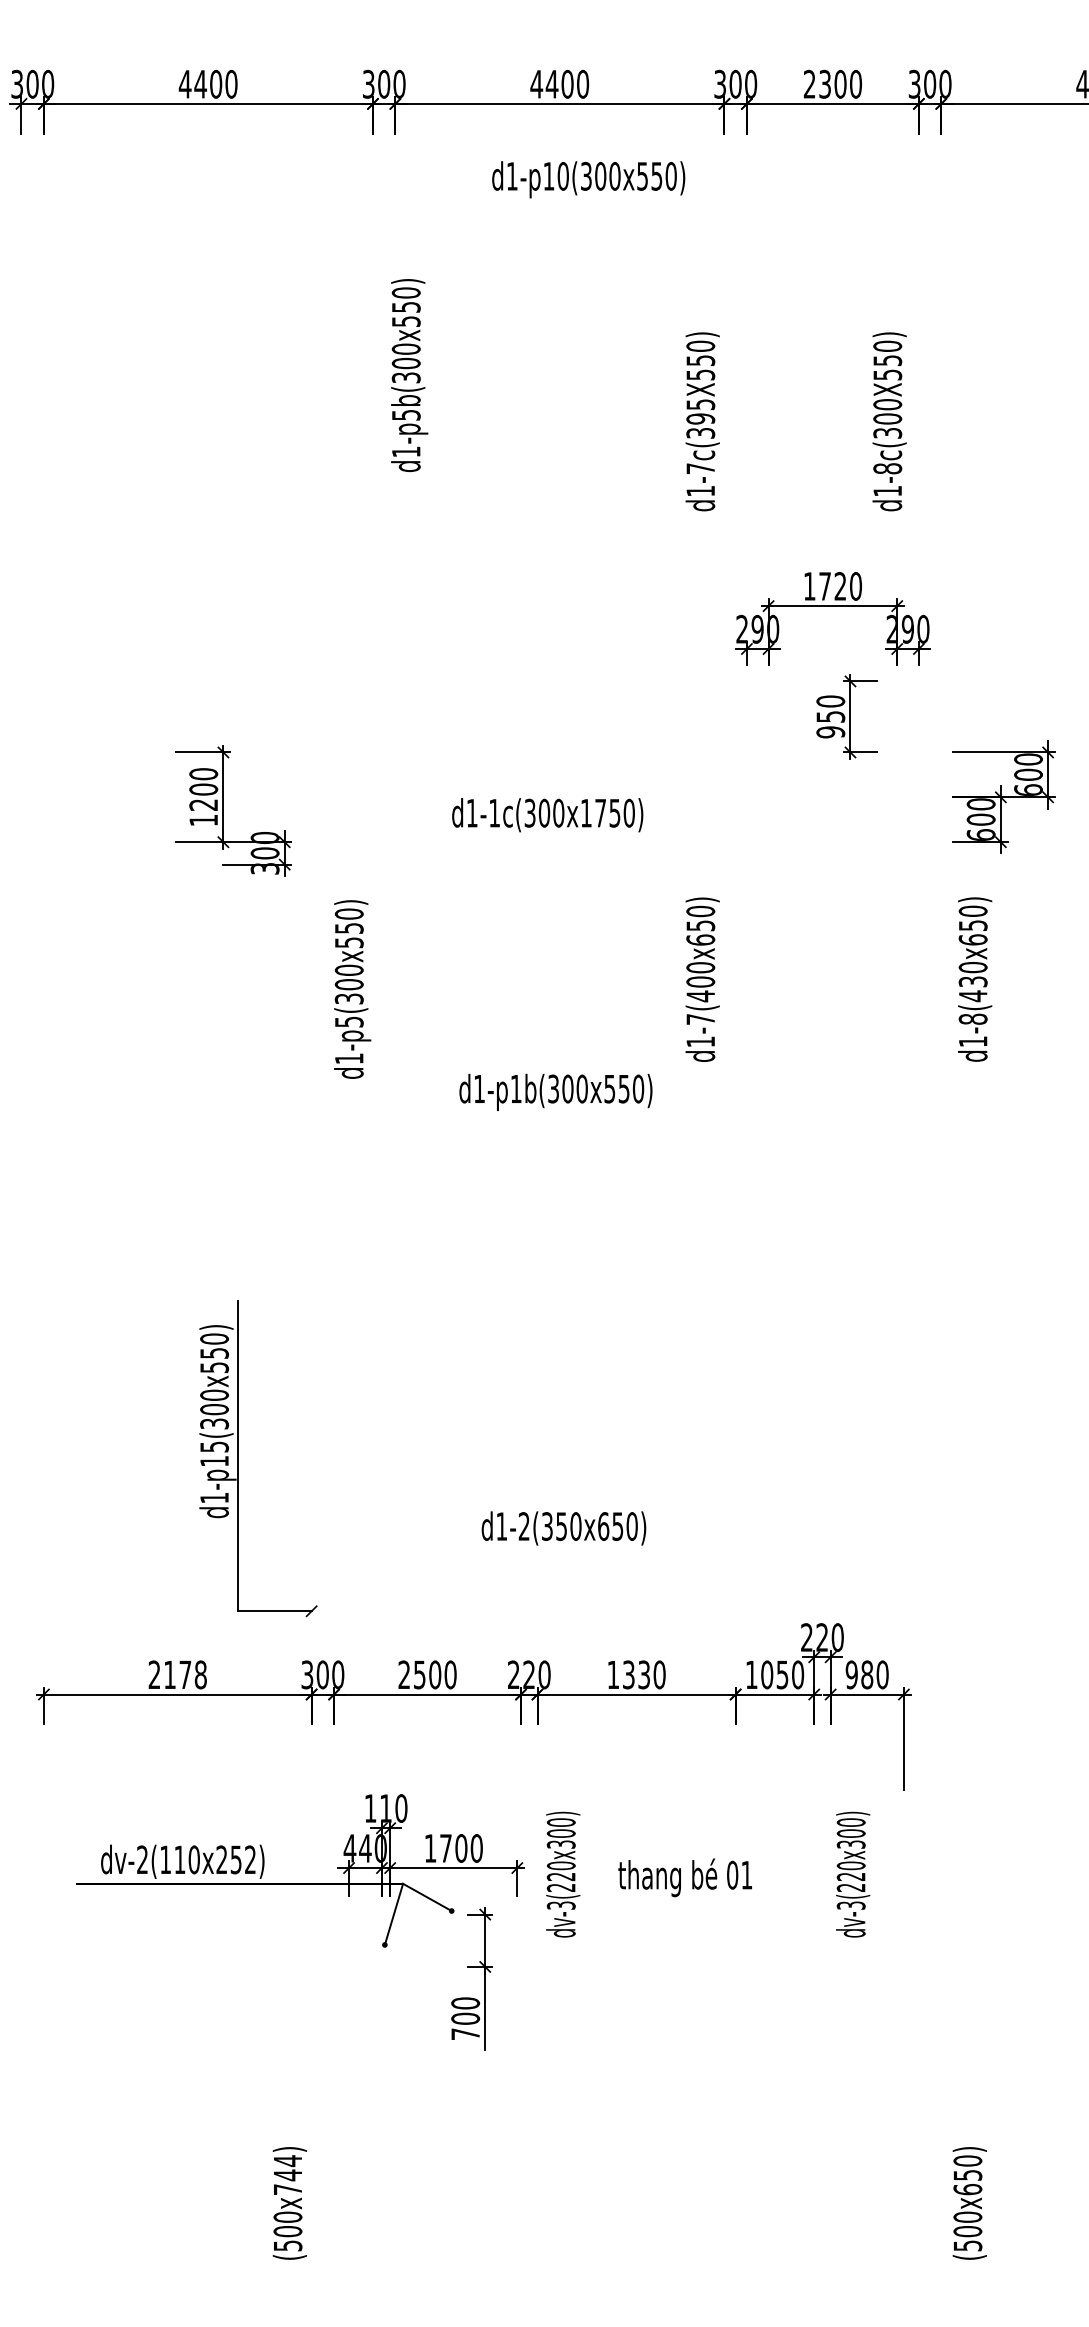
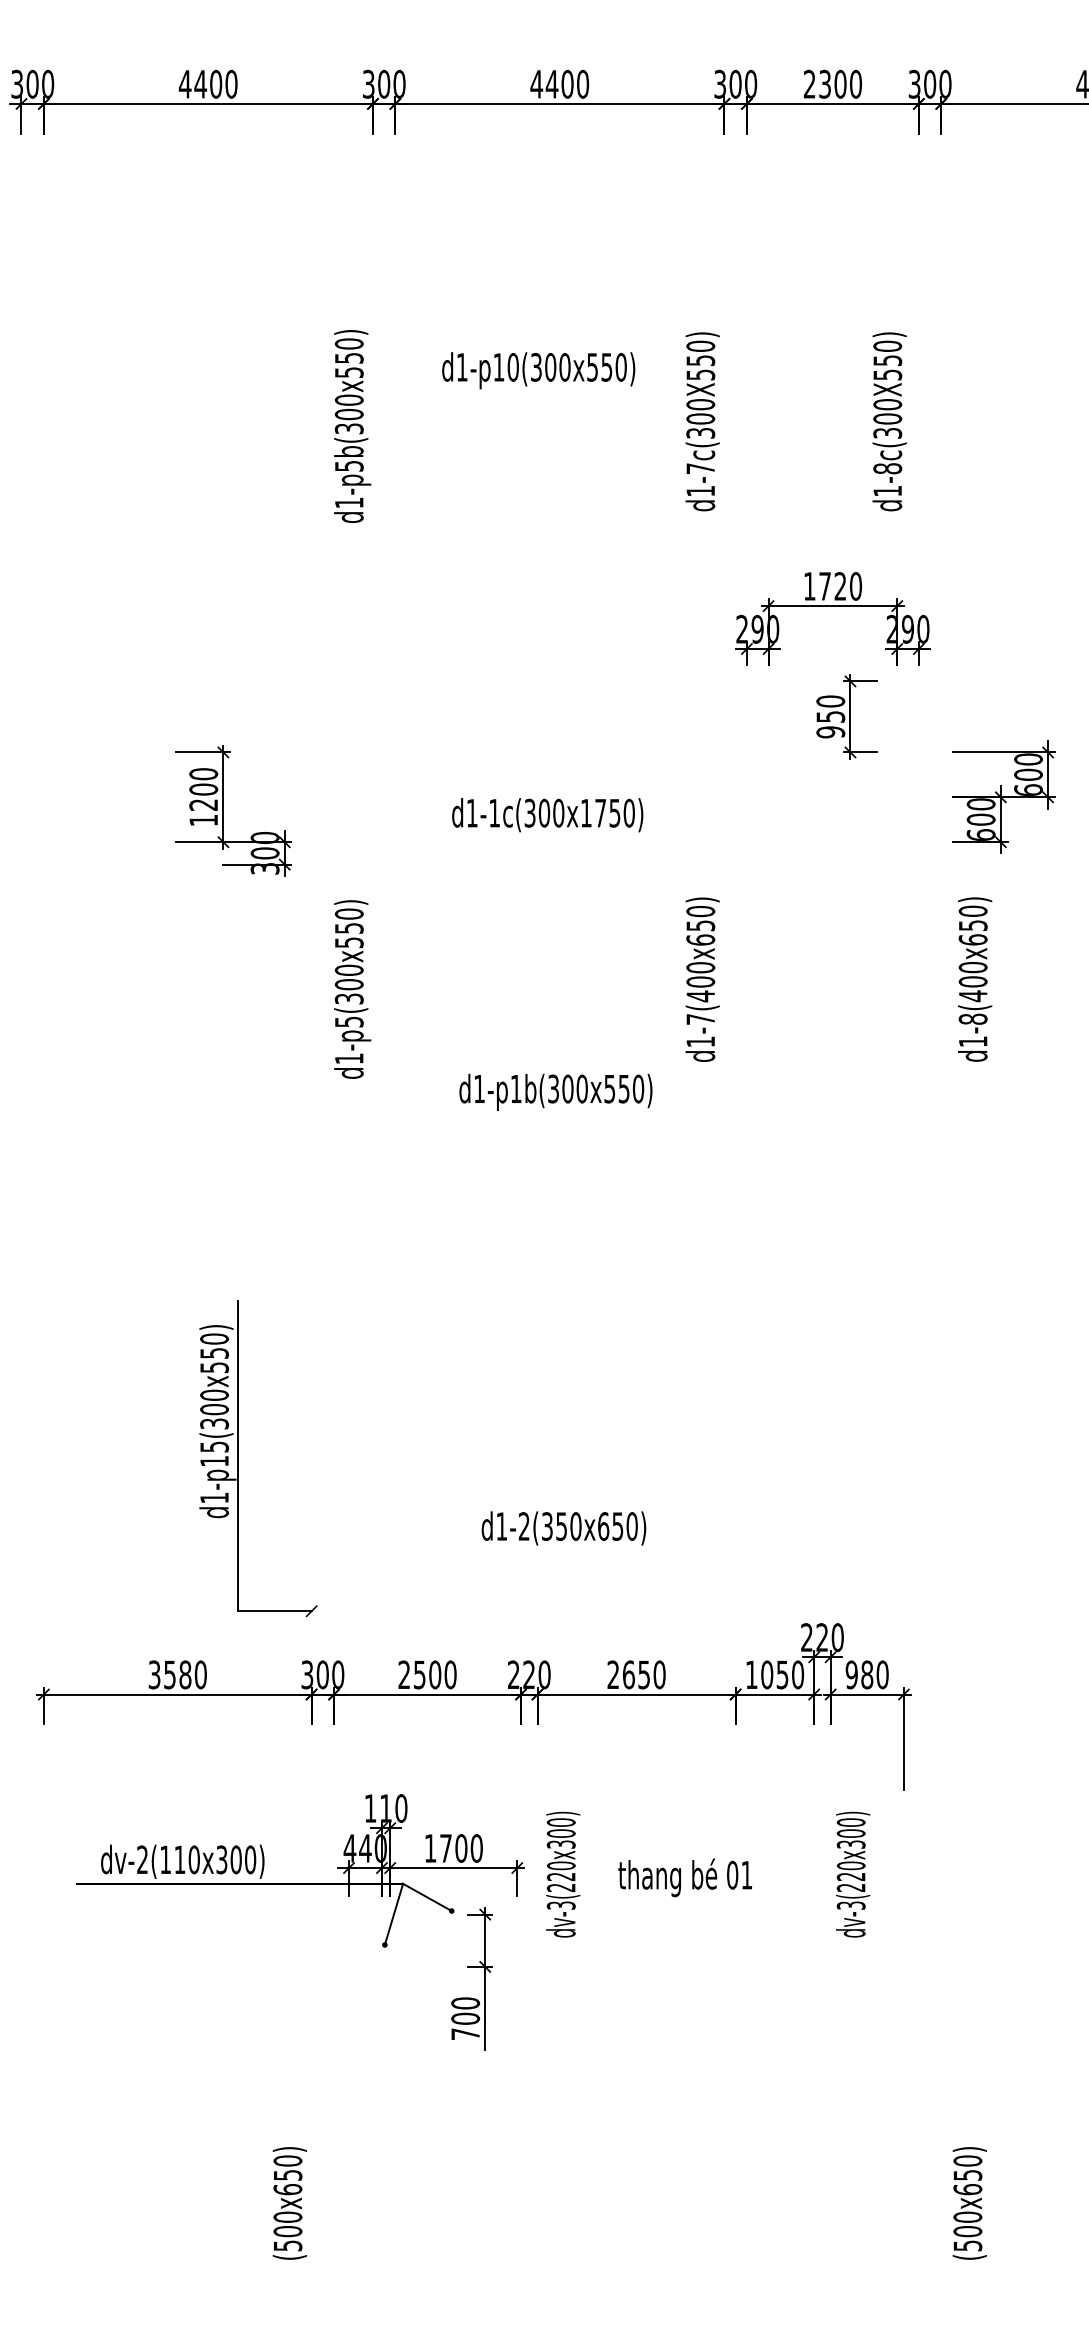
text position: (588, 179) -> (538, 370) (538, 370)
text position: (409, 375) -> (352, 426) (352, 426)
text: d1-7c(395X550) -> d1-7c(300X550) (700, 411)
text: d1-8(430x650) -> d1-8(400x650) (972, 981)
text: 2178 -> 3580 (177, 1674)
text: 1330 -> 2650 (628, 1674)
text: dv-2(110x252) -> dv-2(110x300) (236, 1859)
text: (500x744) -> (500x650) (287, 2175)
